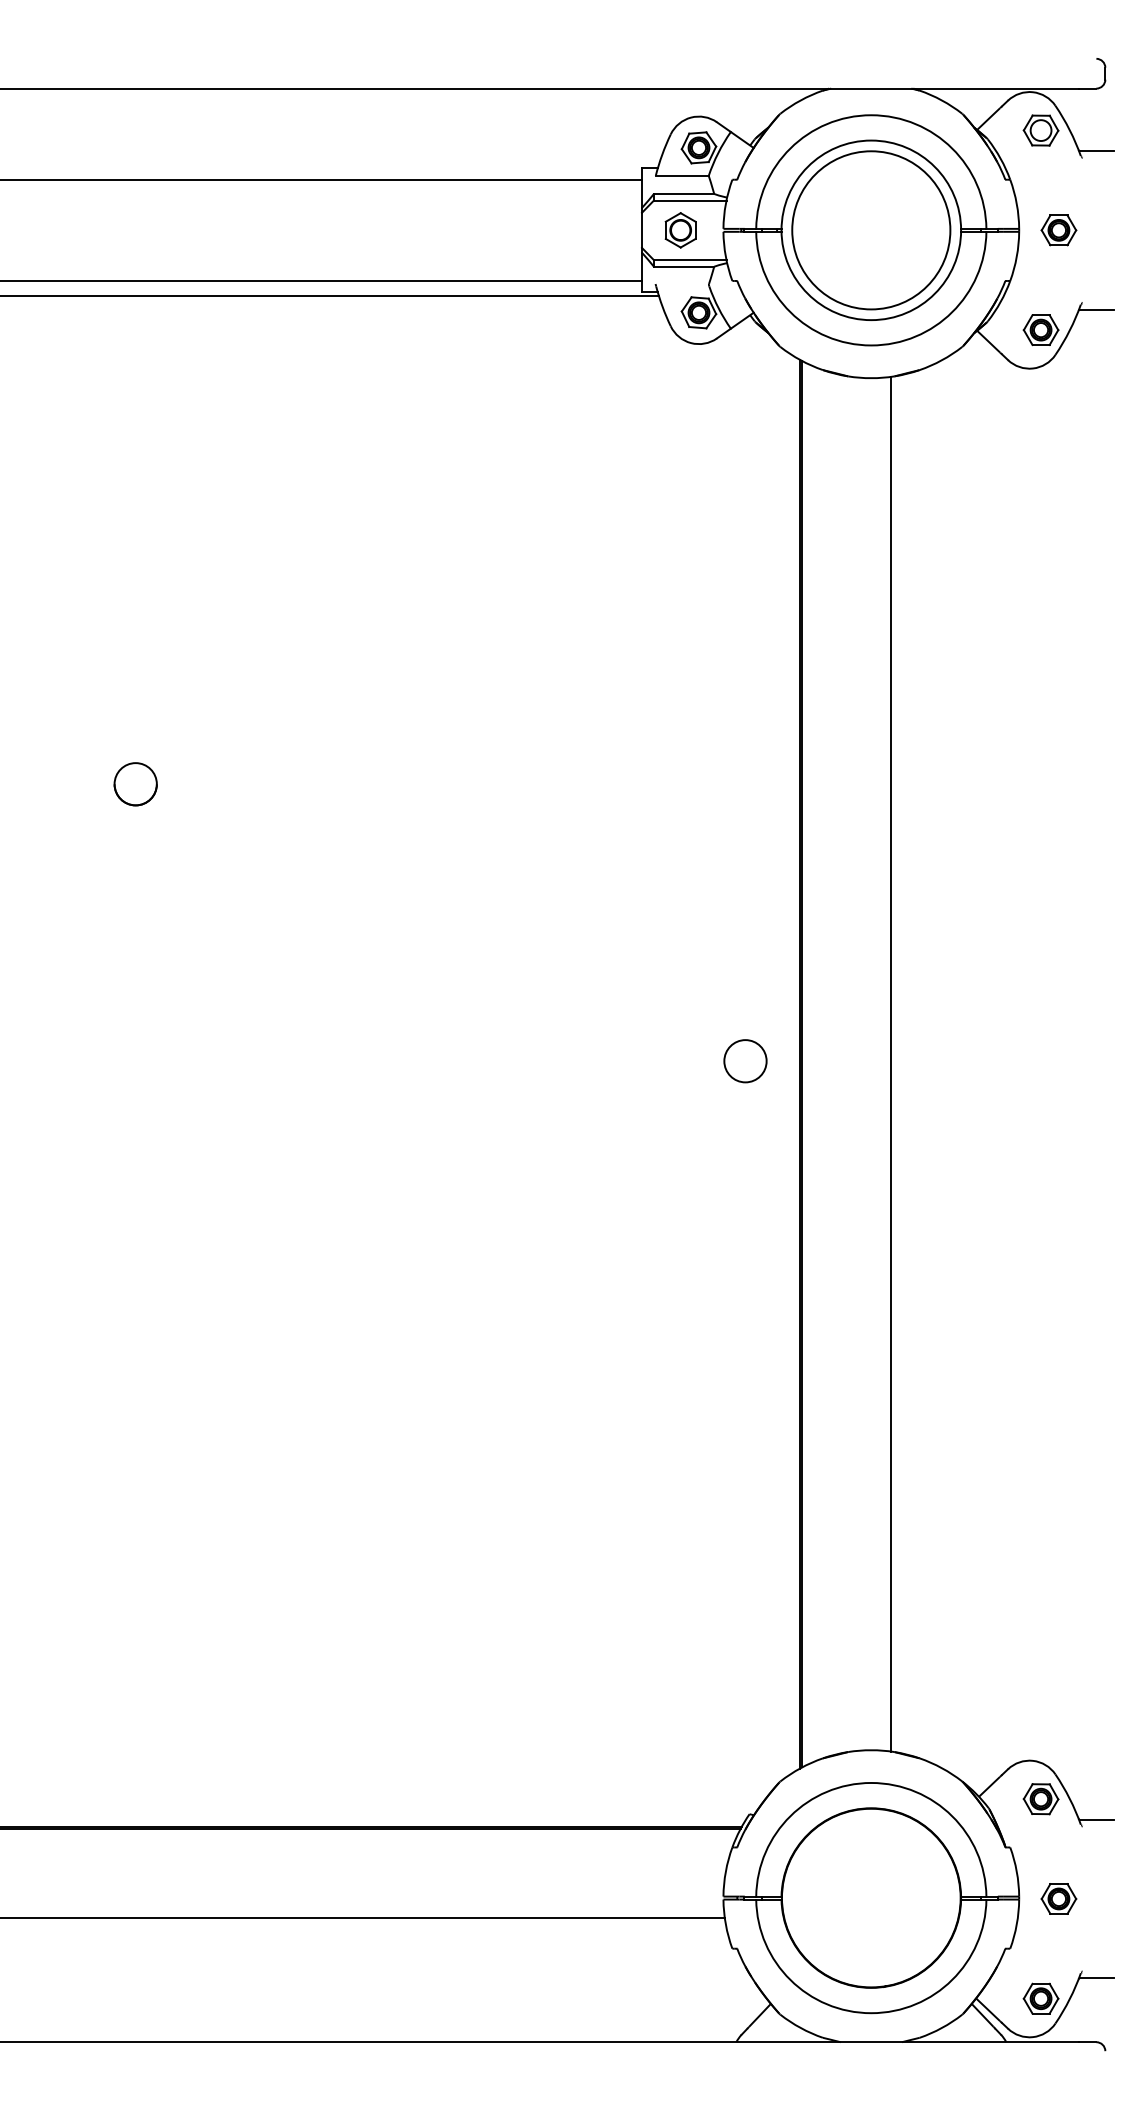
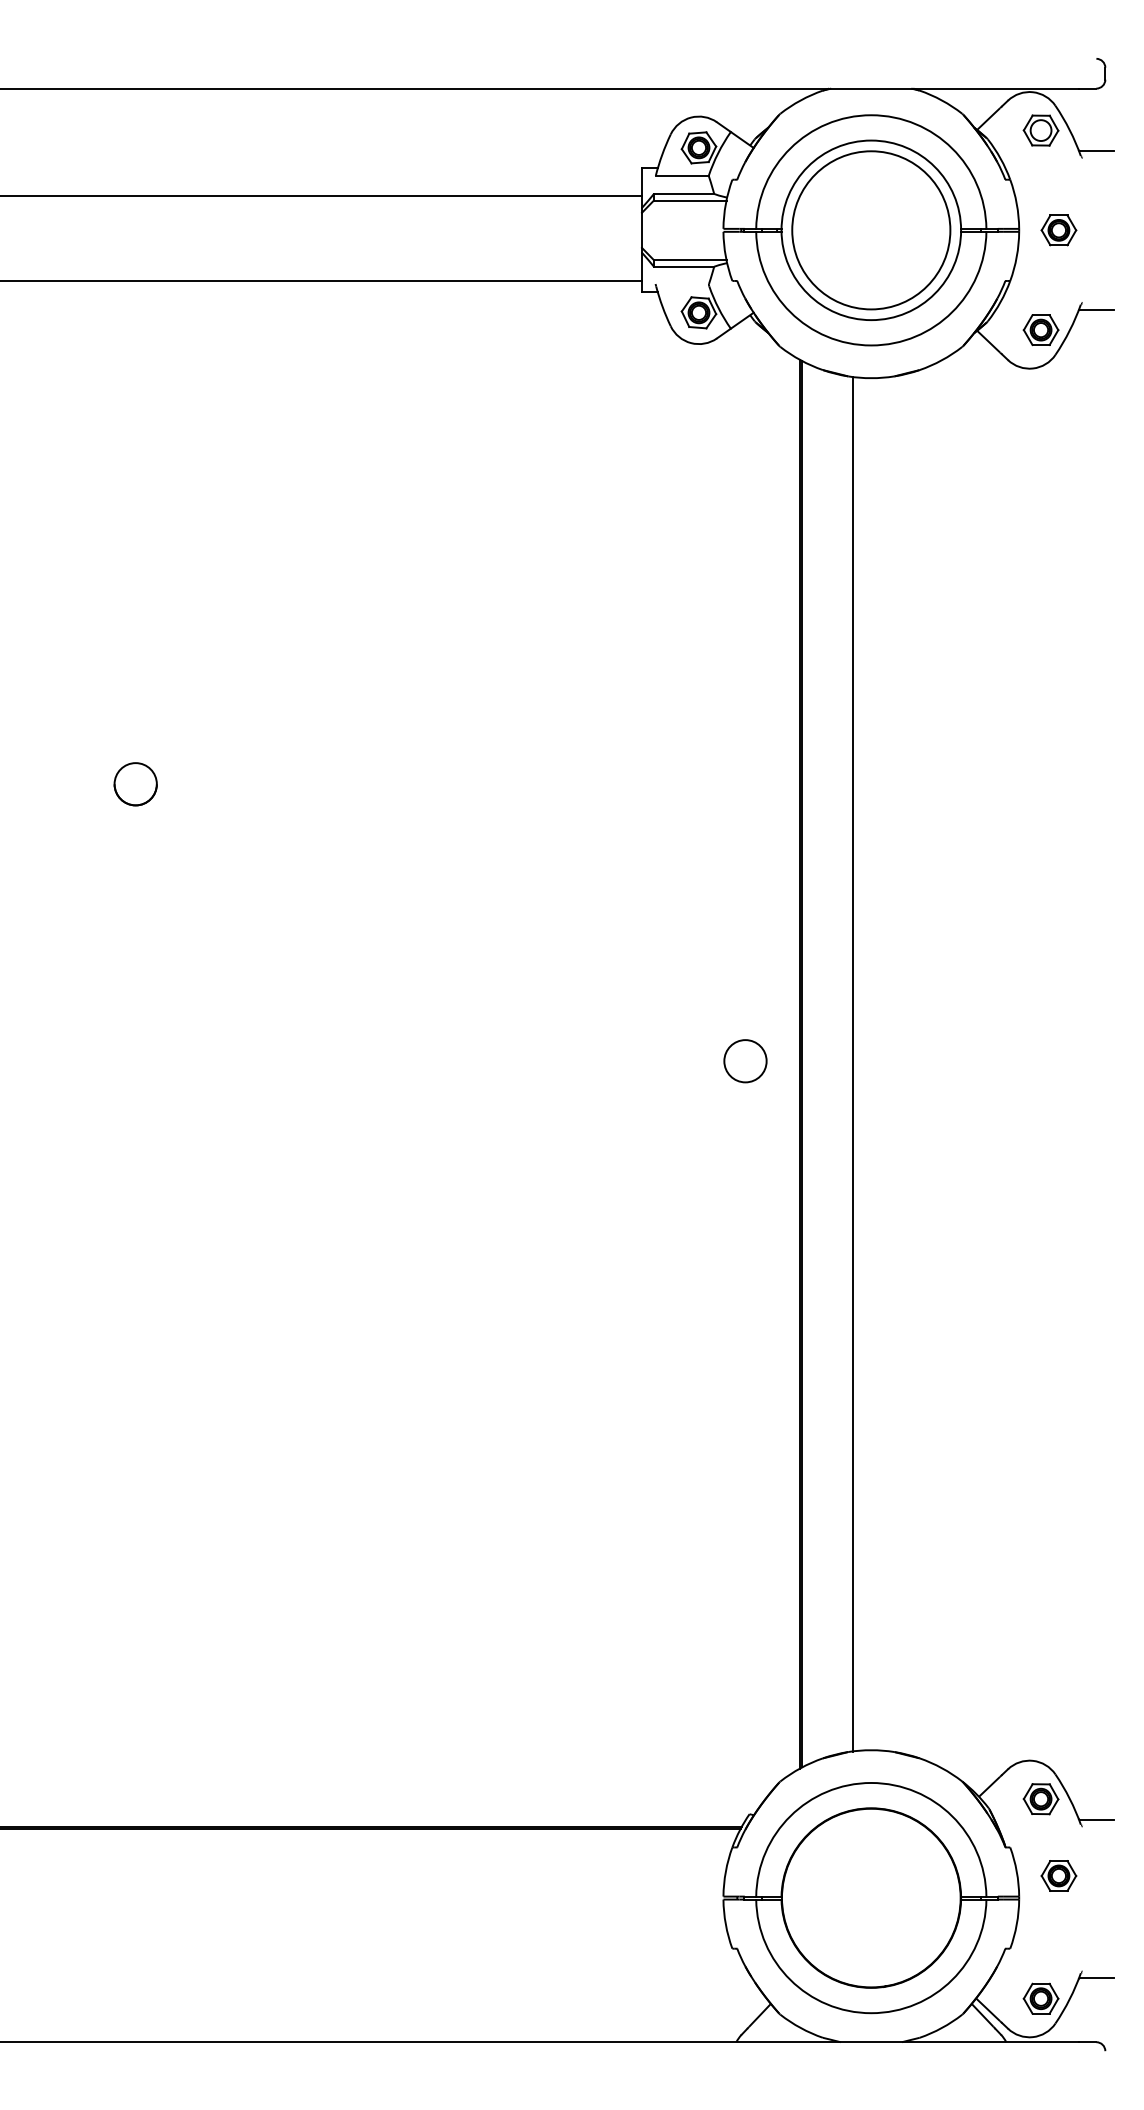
line position: (322, 180) -> (322, 196) (322, 196)
part: present -> none (680, 230)
line: present -> none (330, 295)
line position: (891, 1063) -> (853, 1063) (853, 1063)
part position: (1058, 1898) -> (1058, 1875) (1058, 1875)
line: present -> none (363, 1918)
